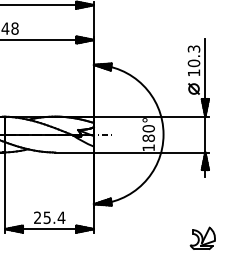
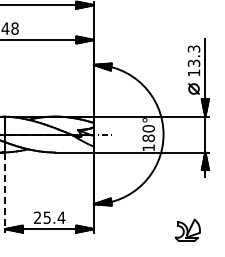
text: 10.3 -> 13.3 (193, 63)
line: solid -> dashed (5, 193)
part position: (202, 237) -> (187, 229) (187, 229)
